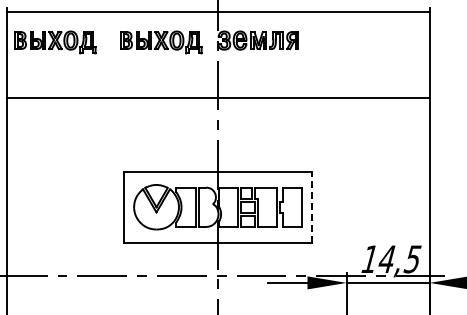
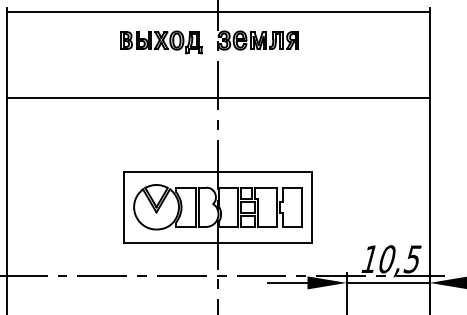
part: present -> none (55, 42)
line: dashed -> solid (312, 206)
text: 14,5 -> 10,5 (386, 259)
